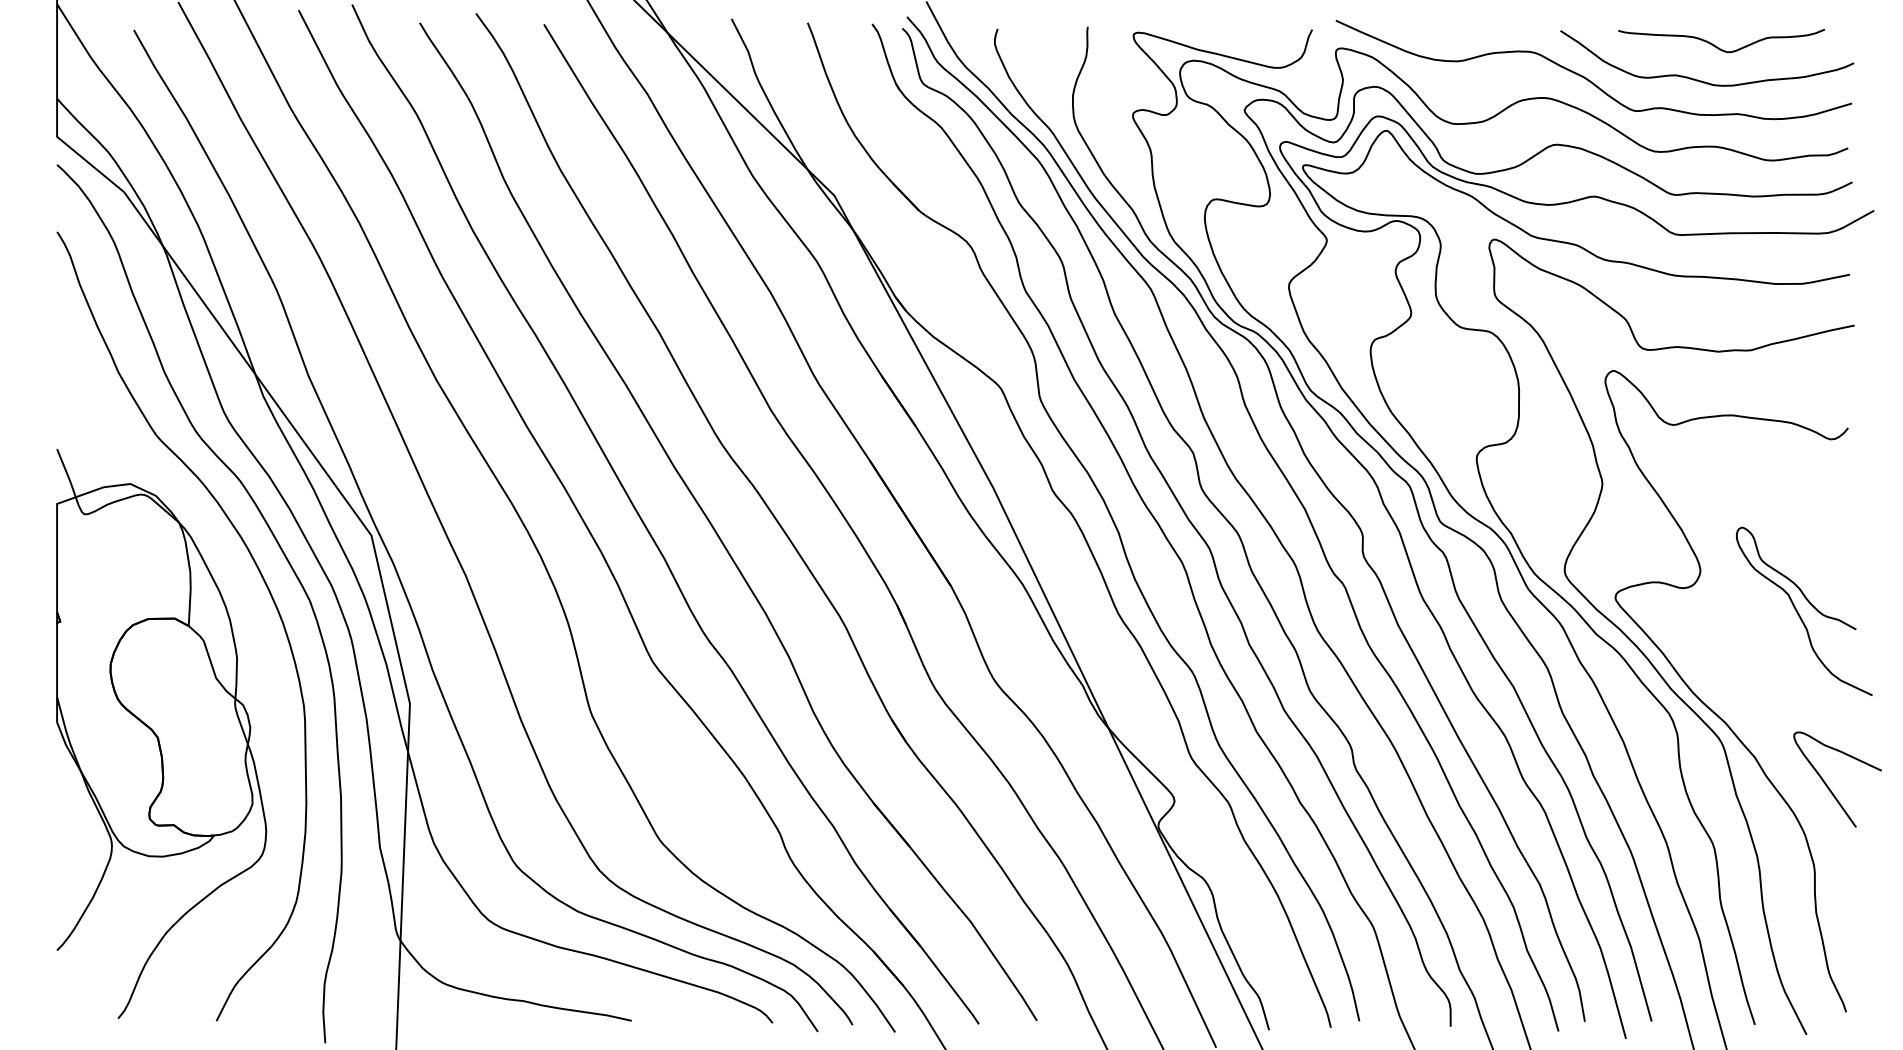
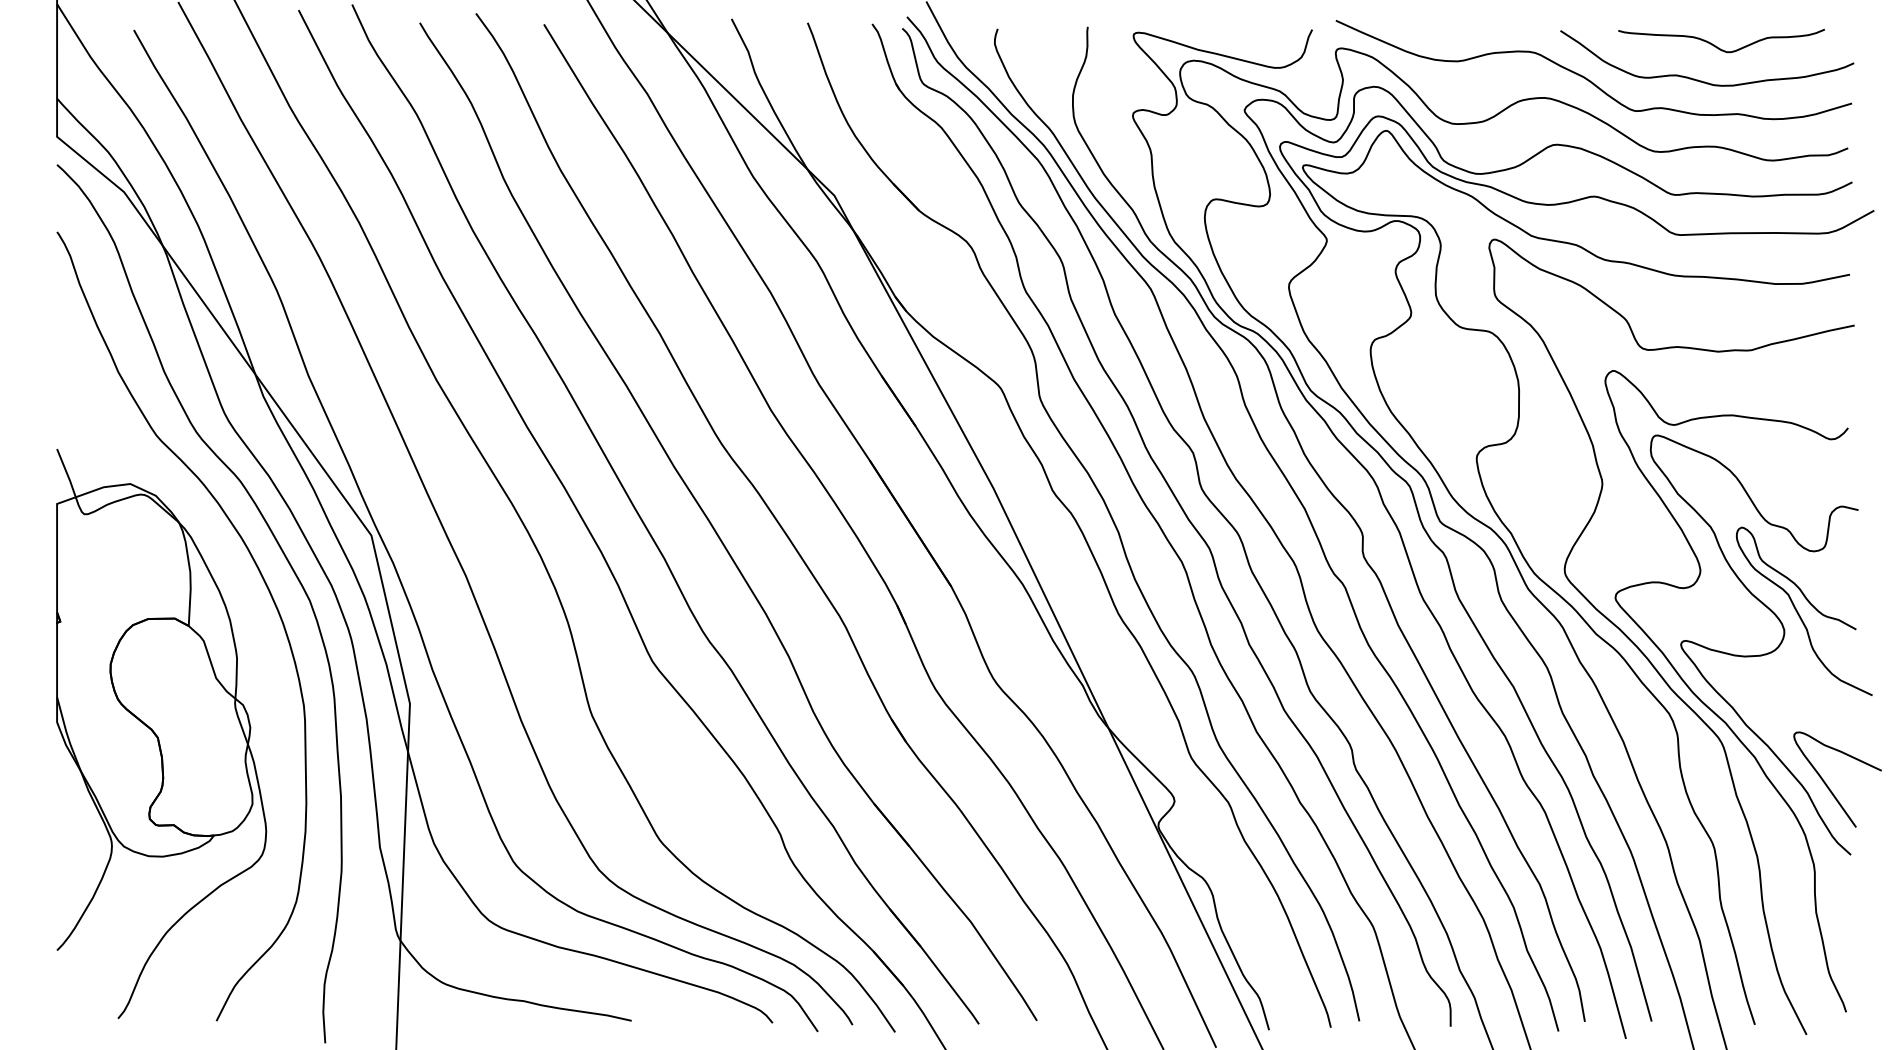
curve: none -> present (1753, 655)
